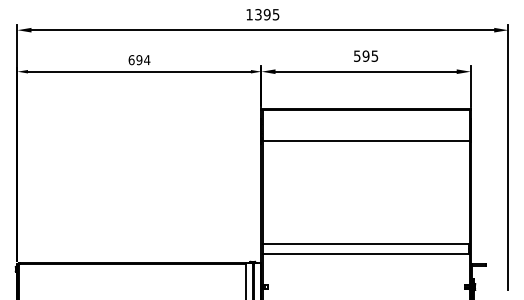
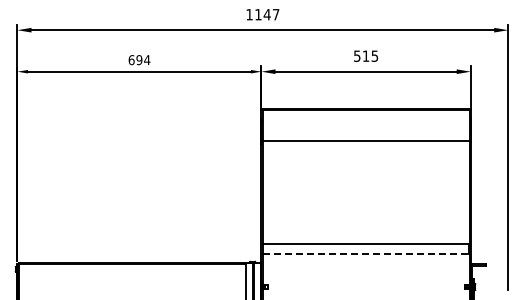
text: 1395 -> 1147 (267, 14)
text: 595 -> 515 (365, 55)
line: solid -> dashed (366, 254)
